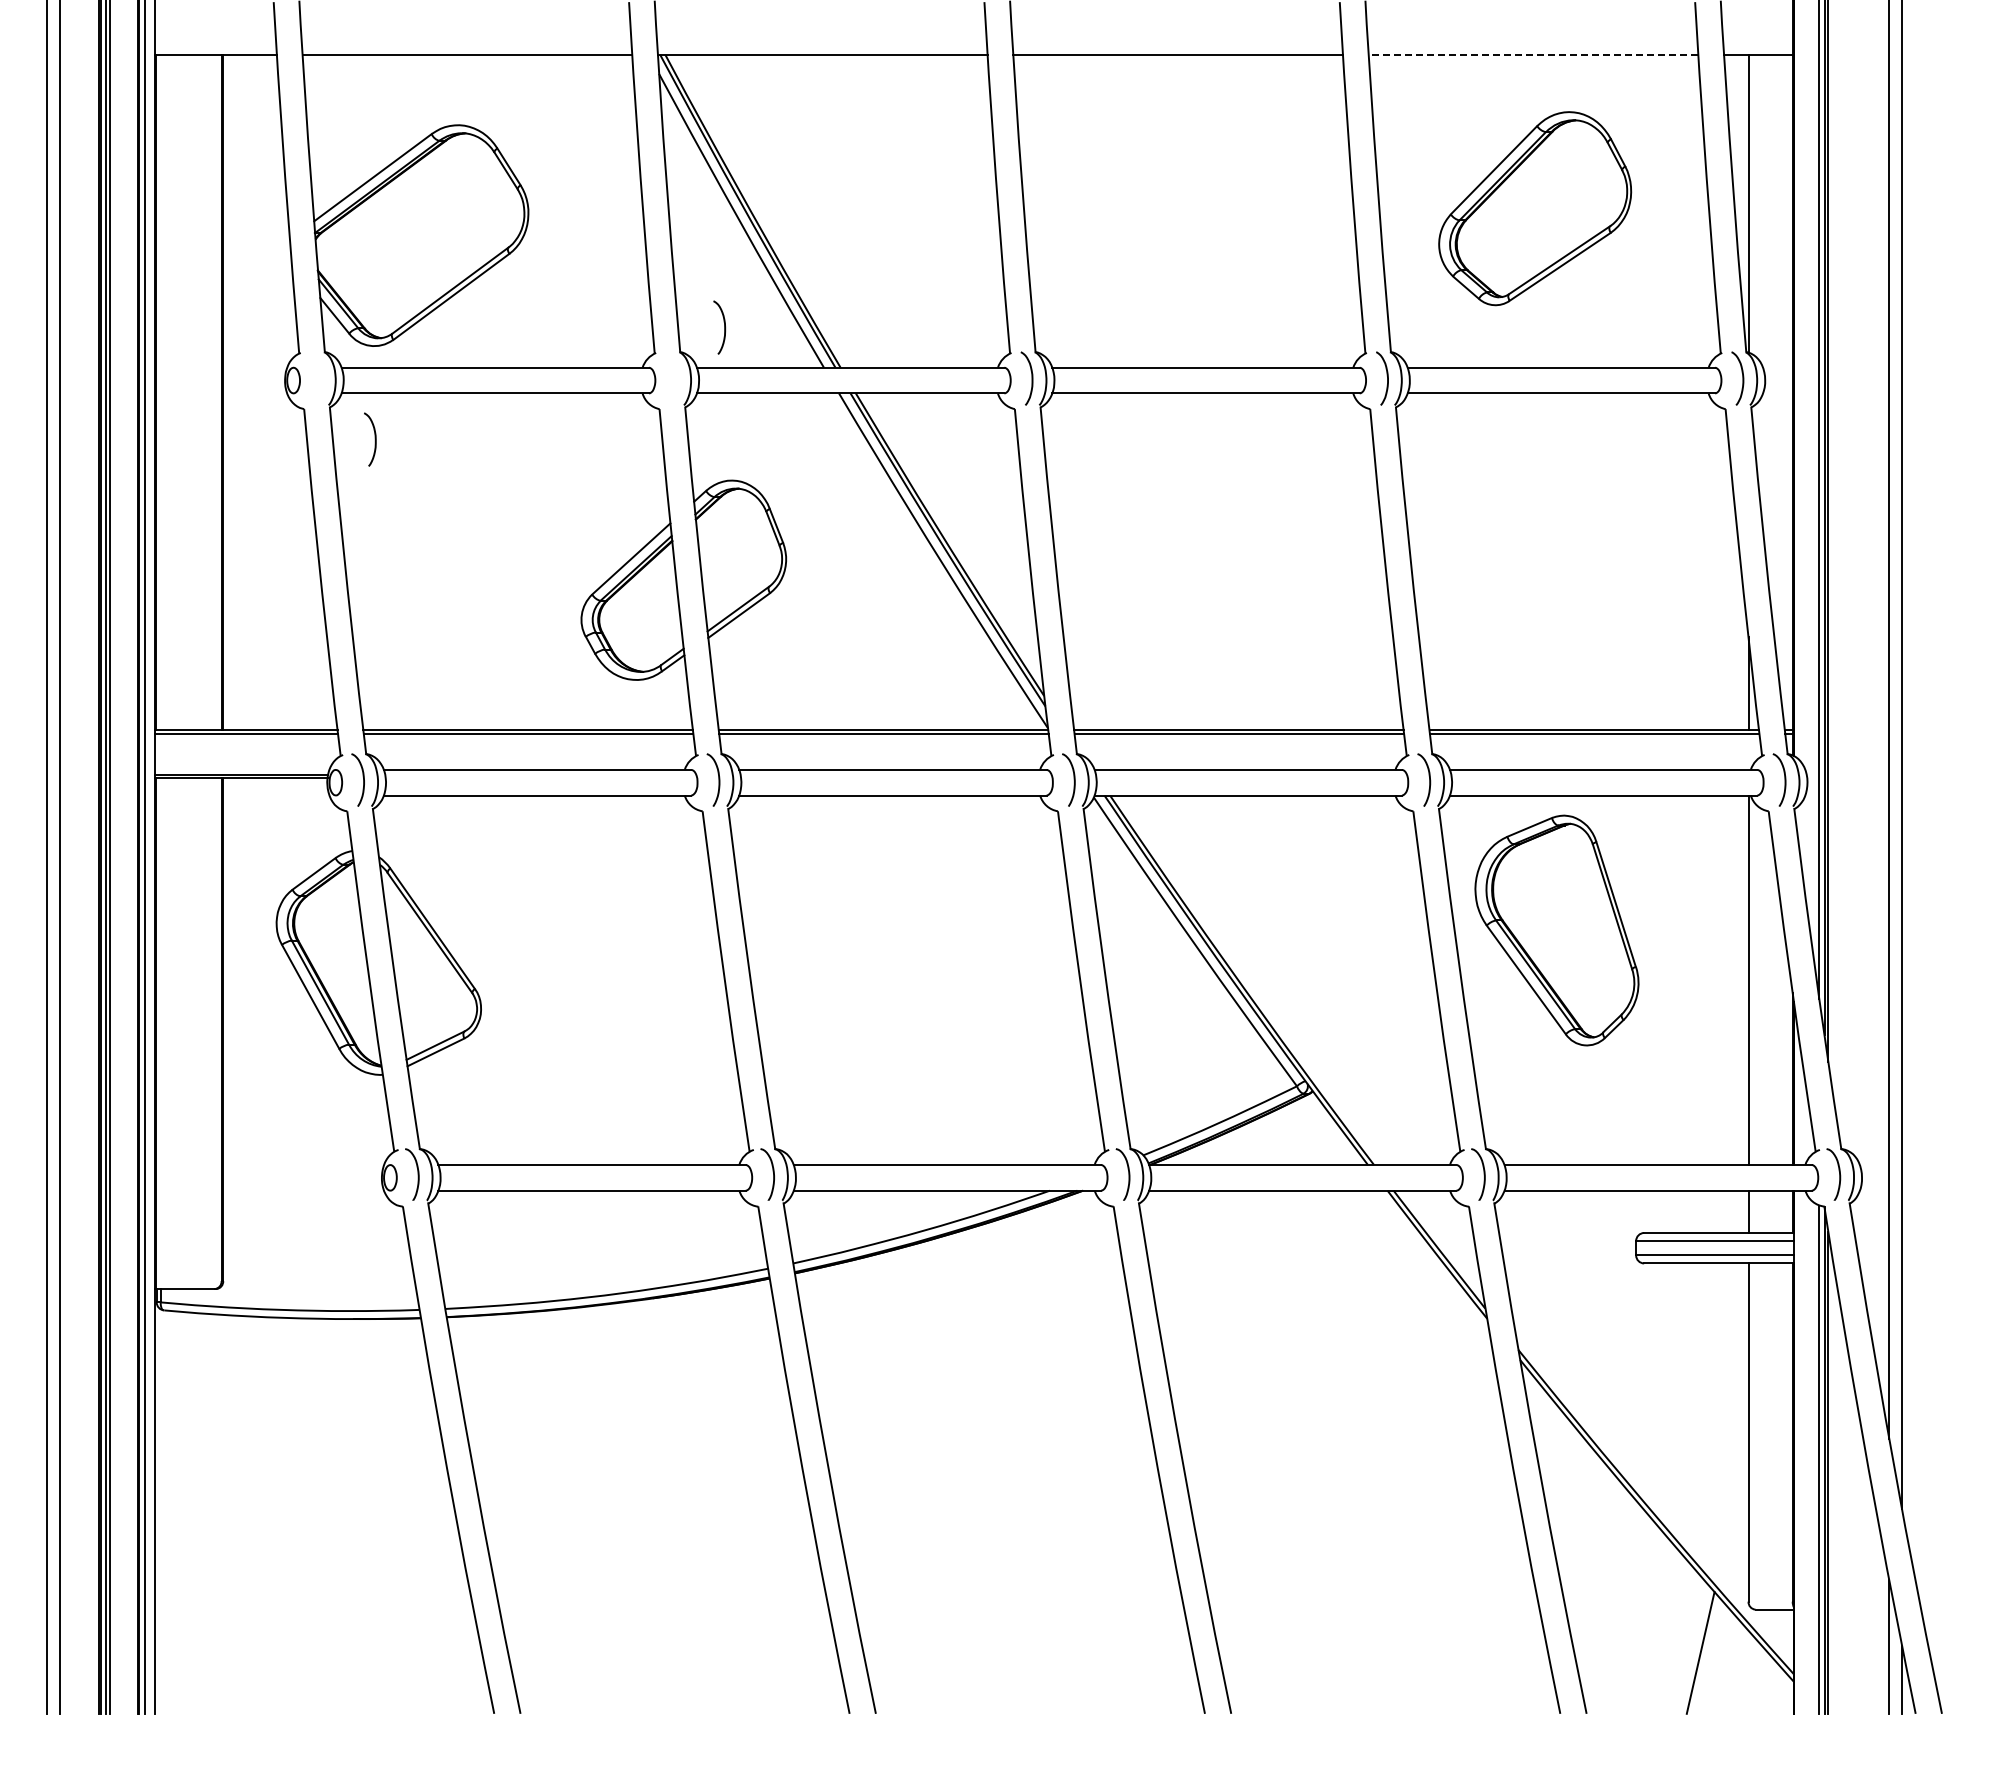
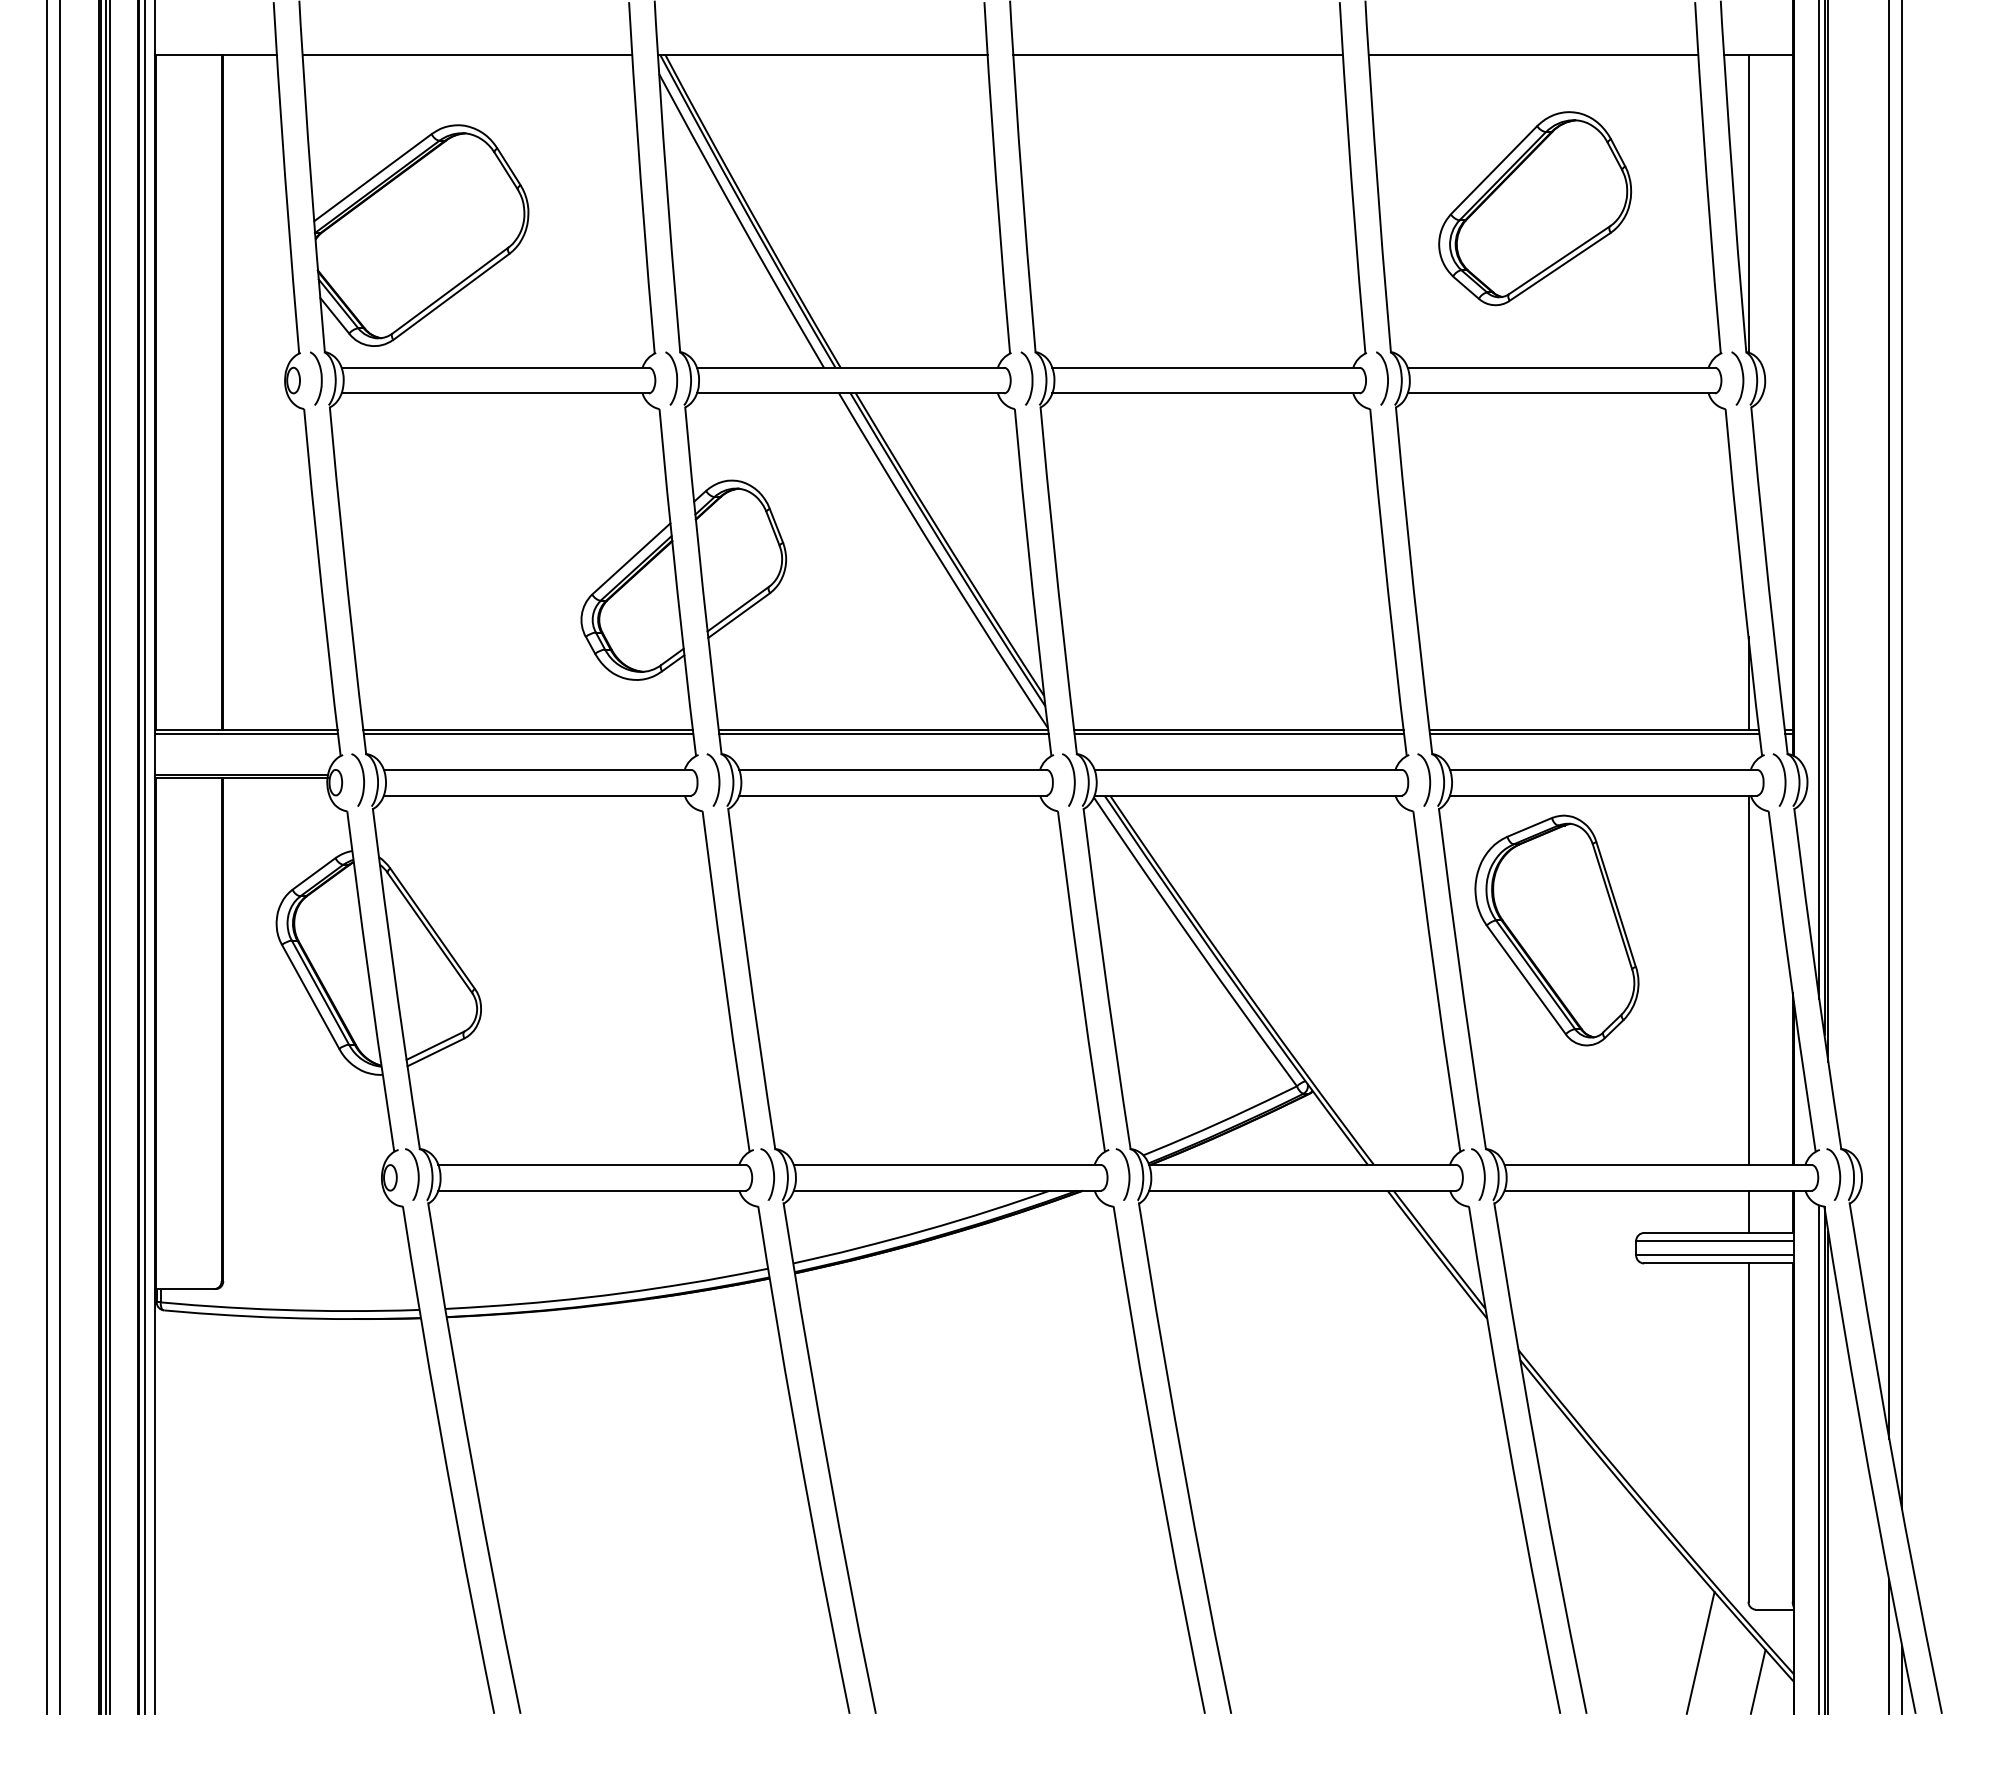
line: dashed -> solid (1533, 54)
curve position: (724, 327) -> (676, 378) (676, 378)
curve position: (374, 439) -> (320, 378) (320, 378)
line: none -> present (1757, 1681)
